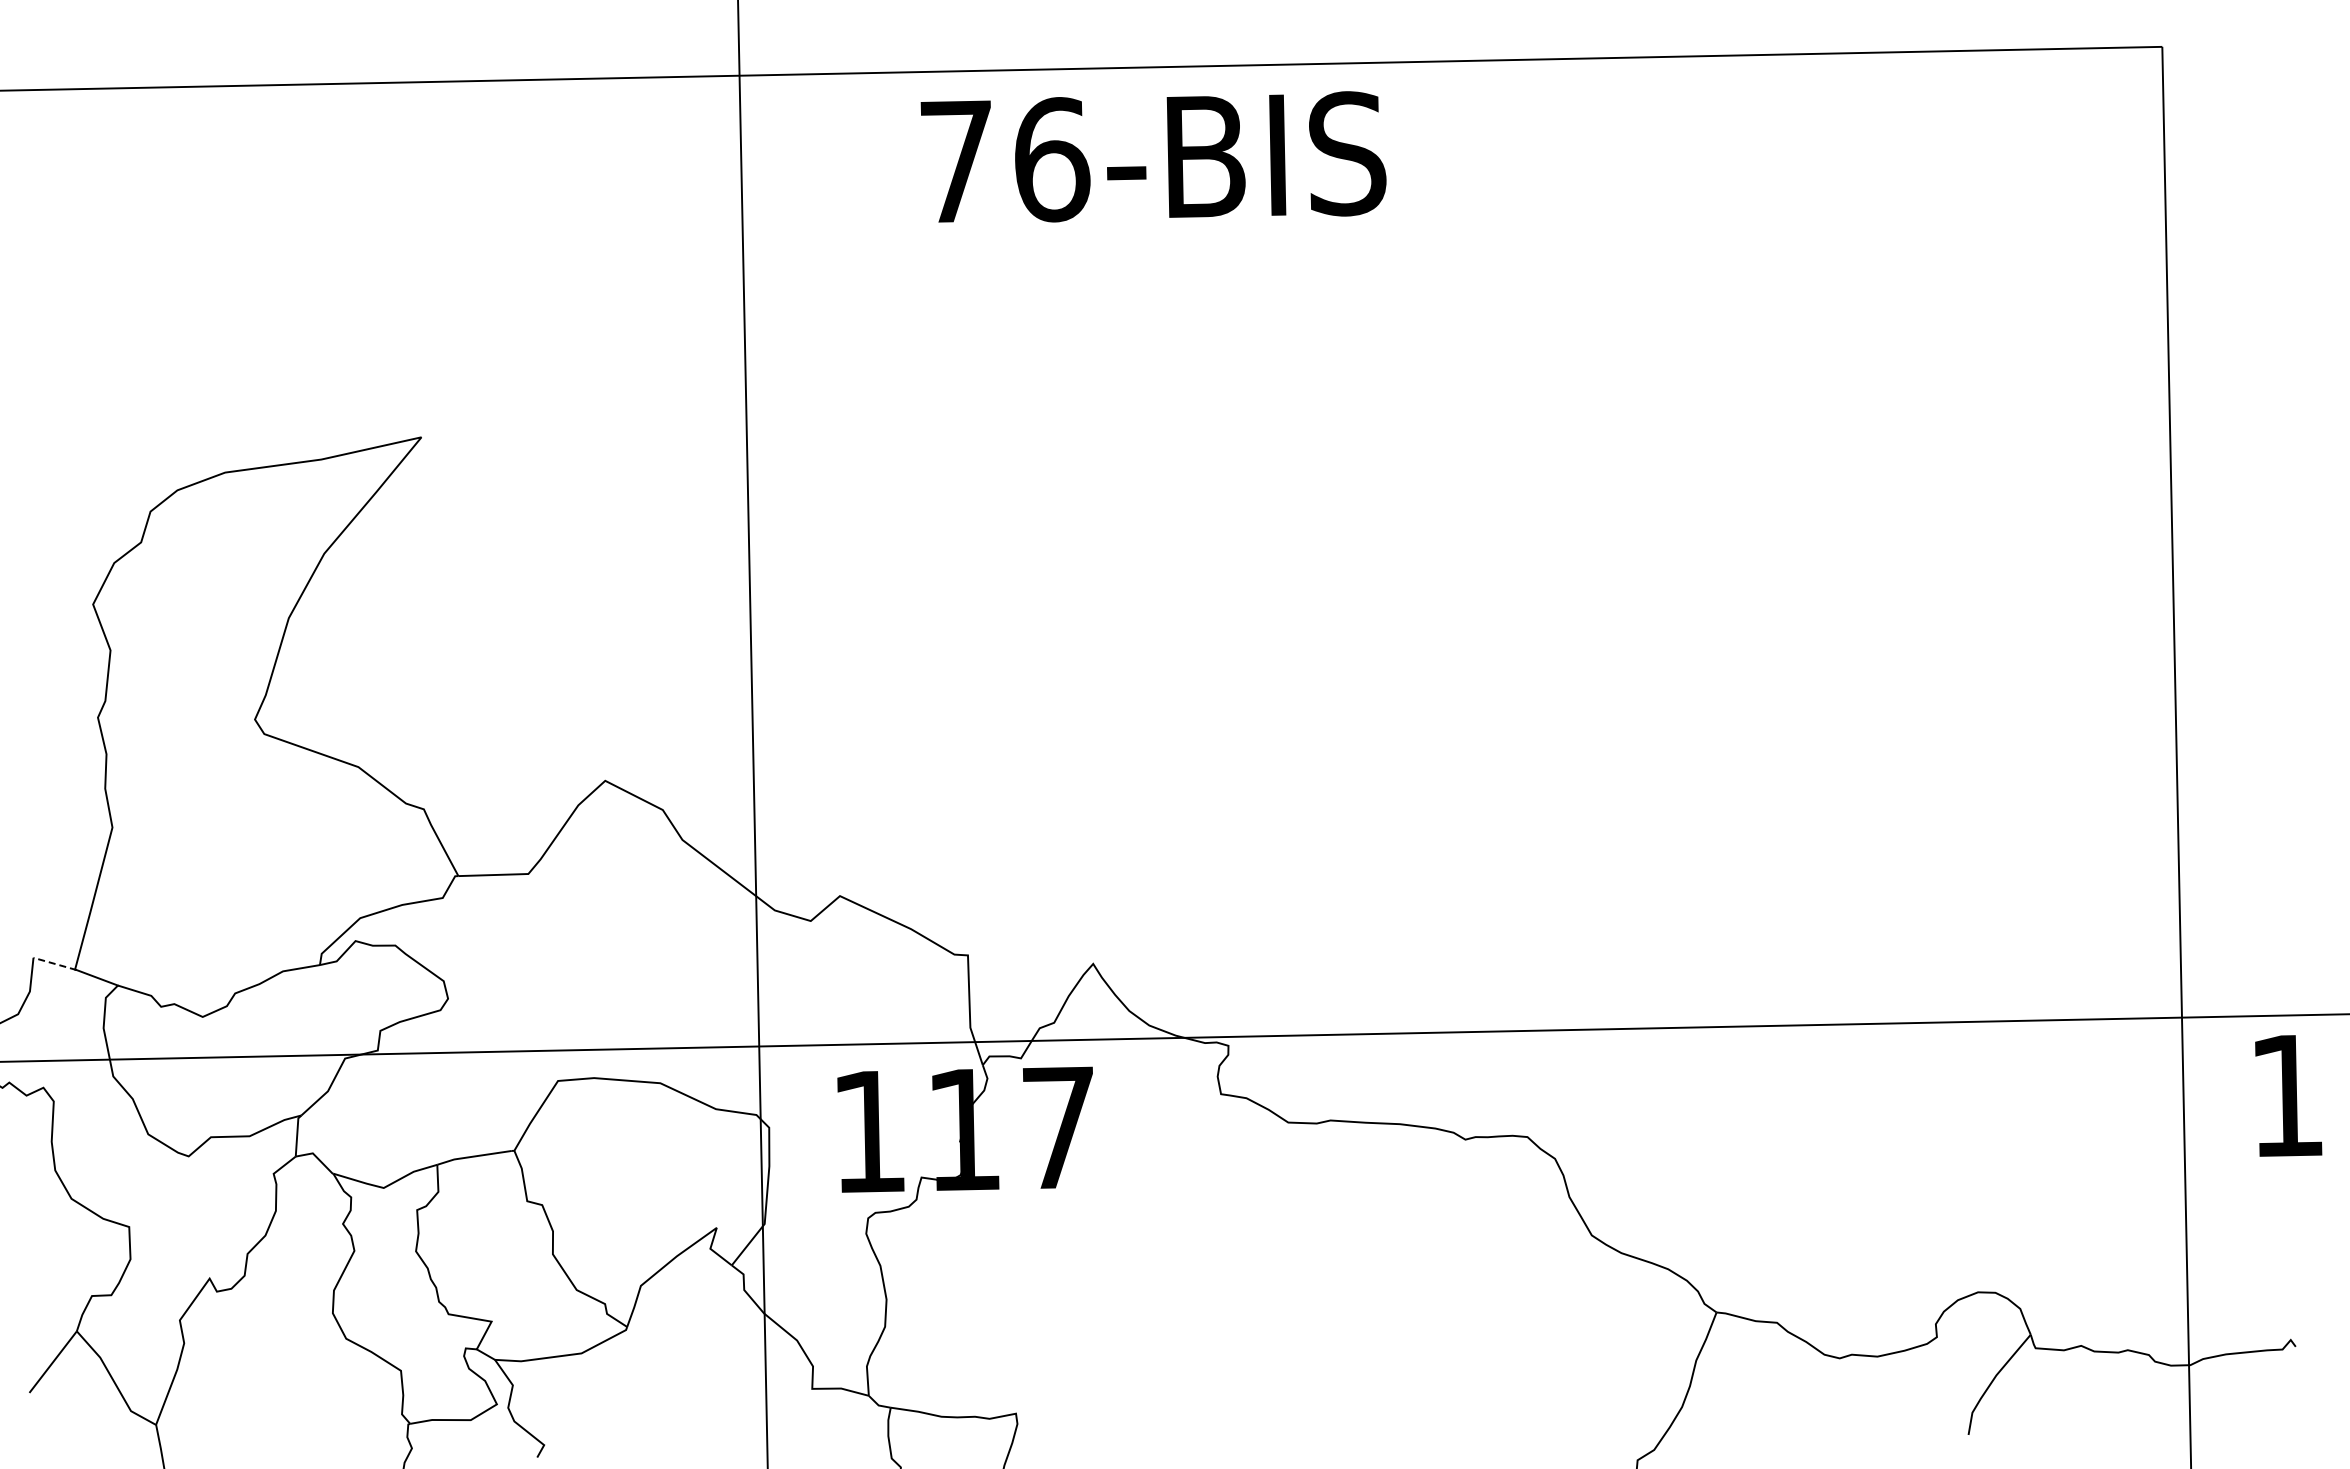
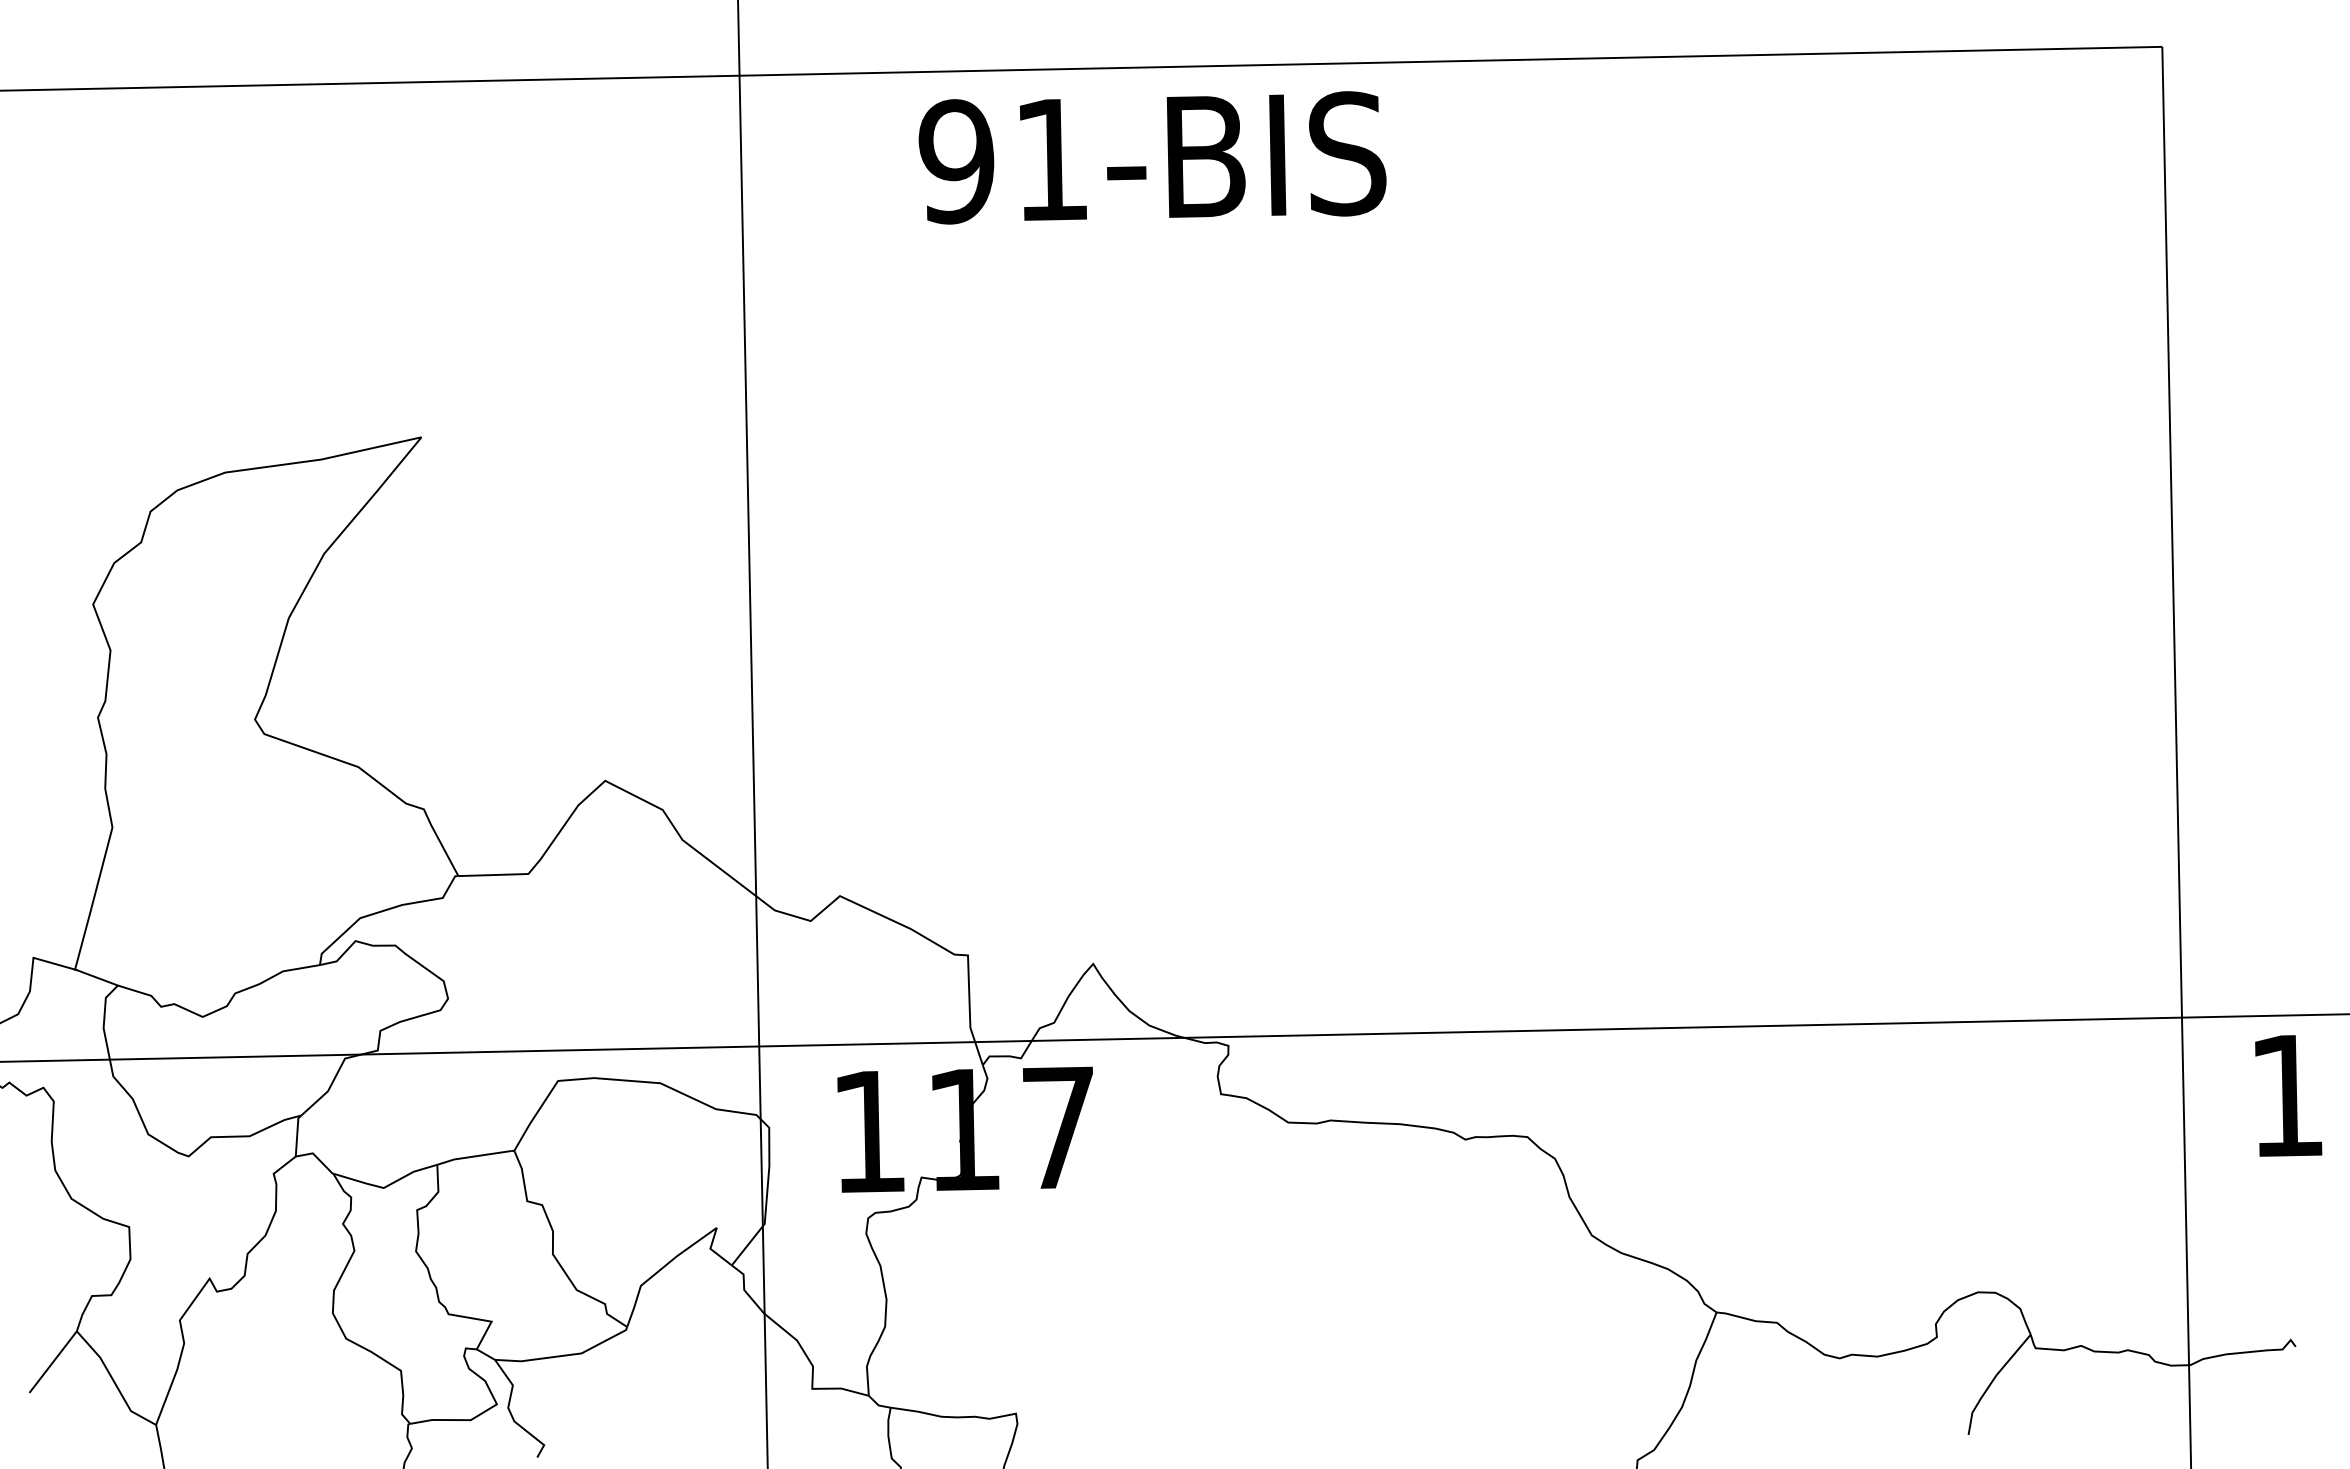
text: 76-BIS -> 91-BIS (1004, 160)
line: dashed -> solid (54, 963)
